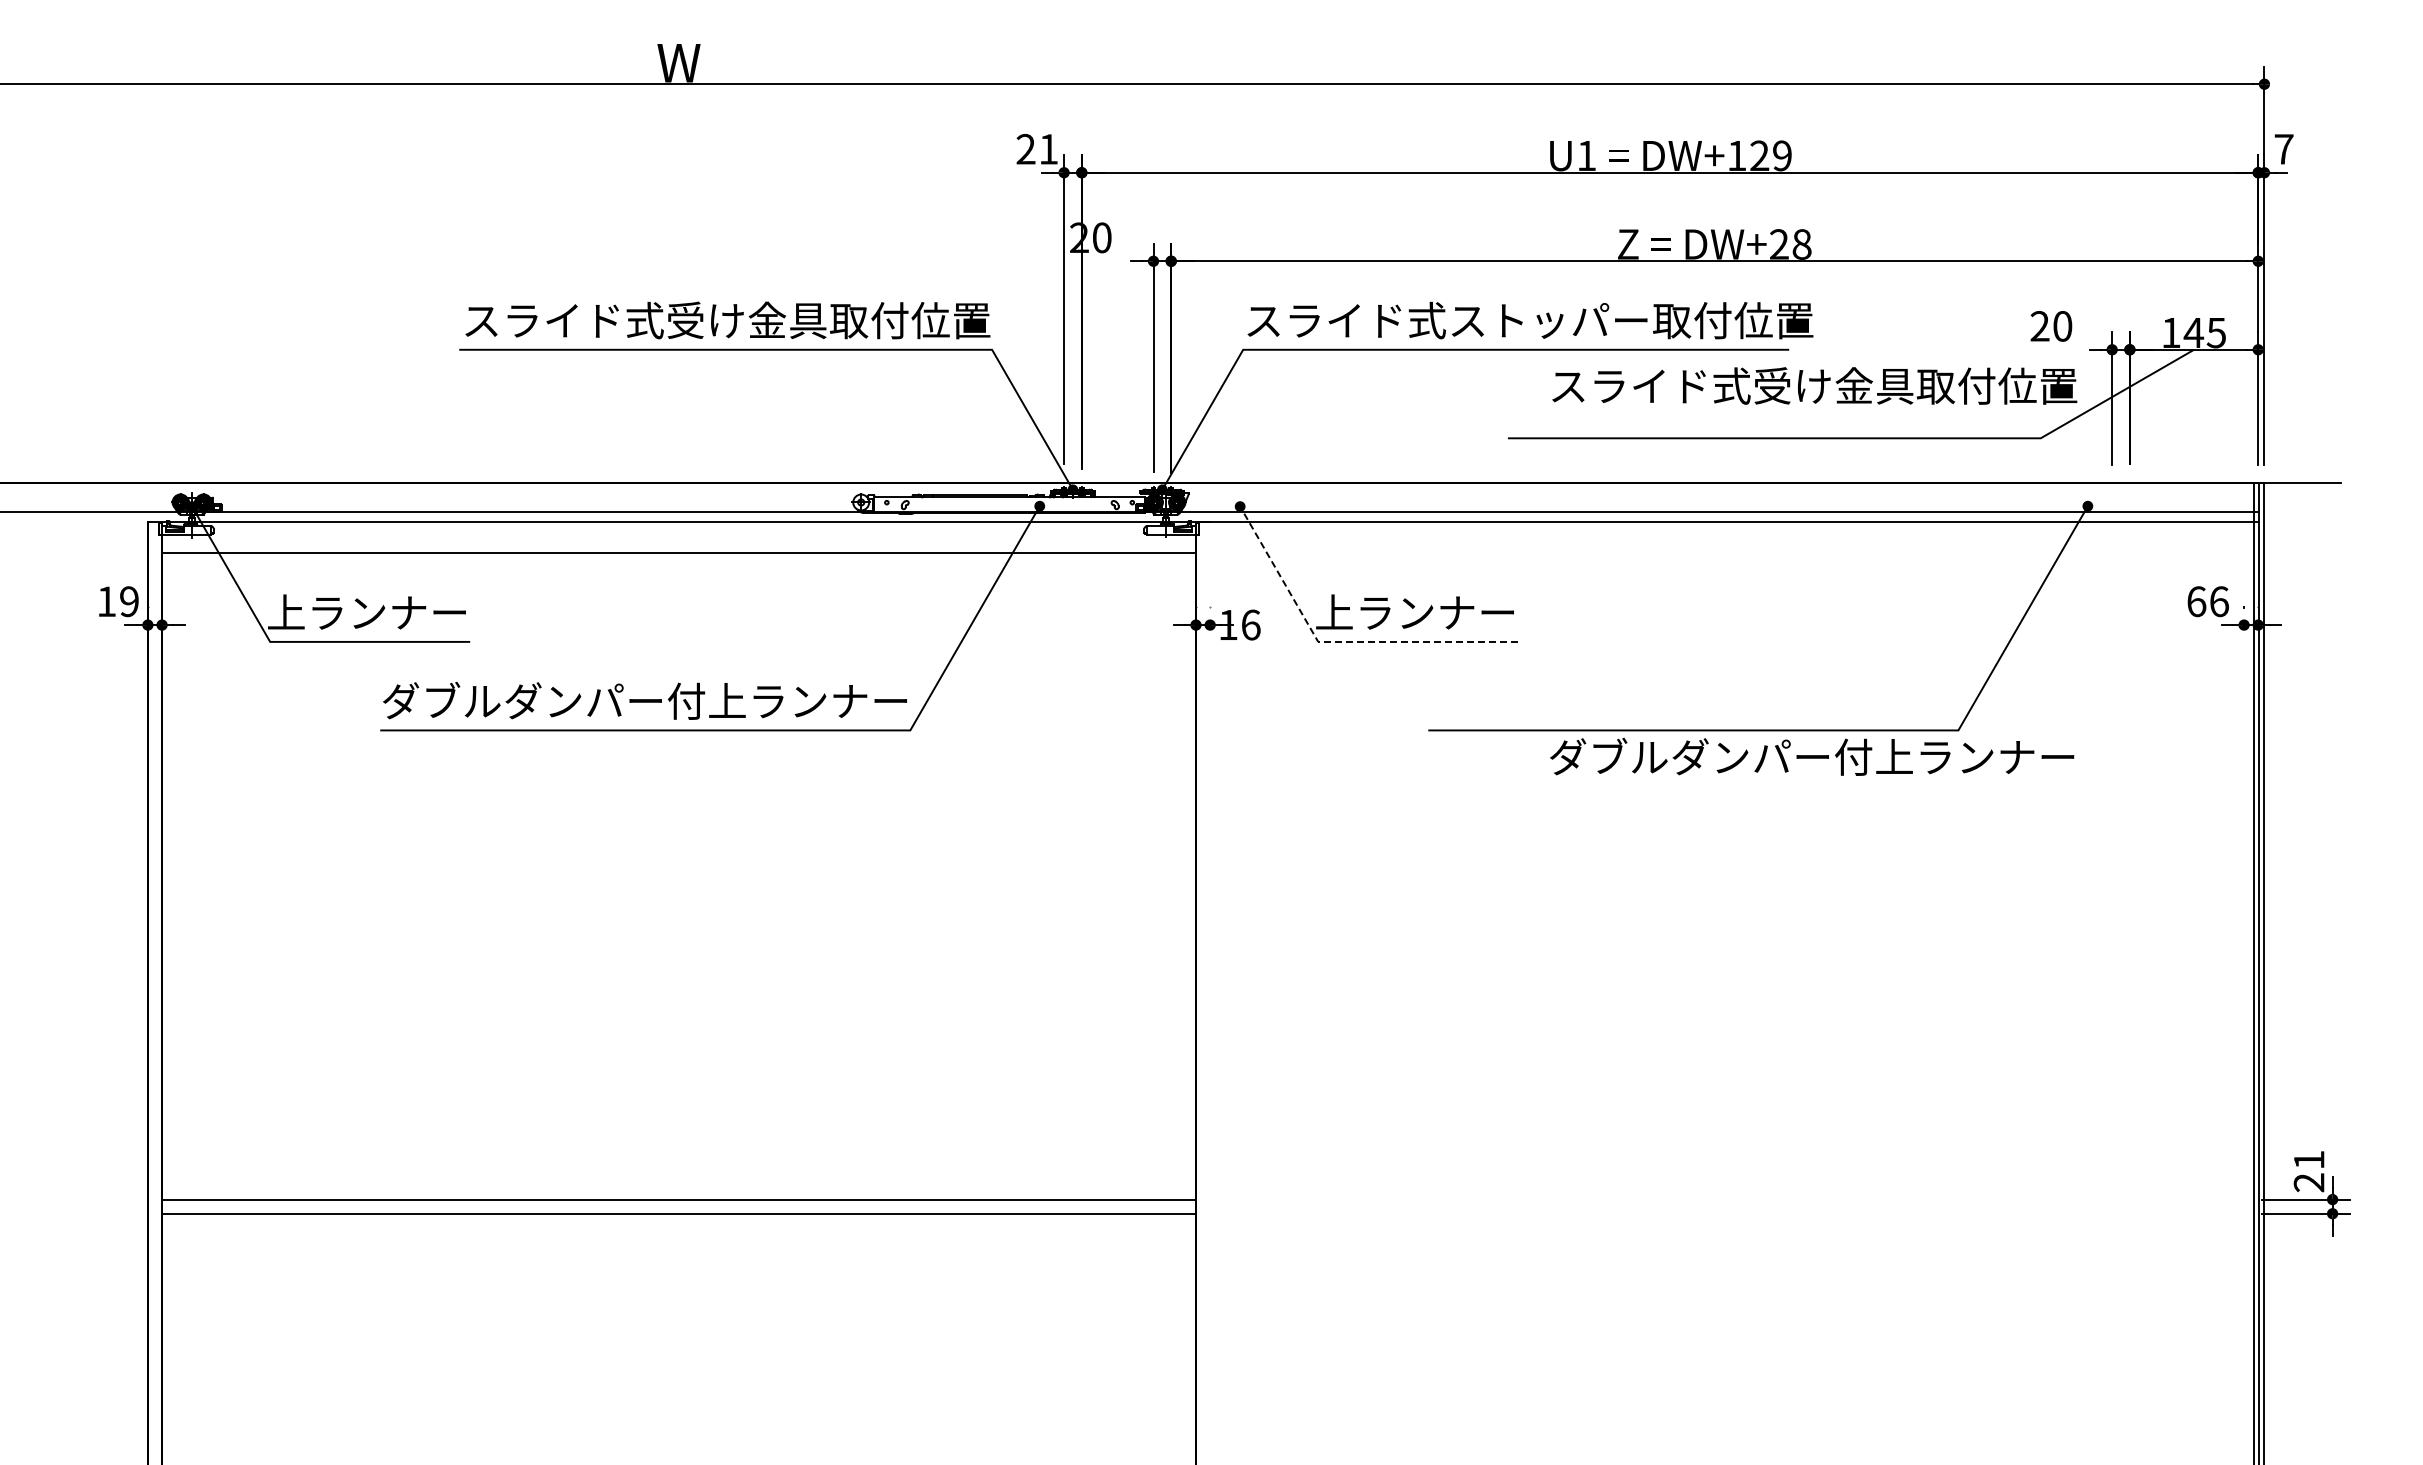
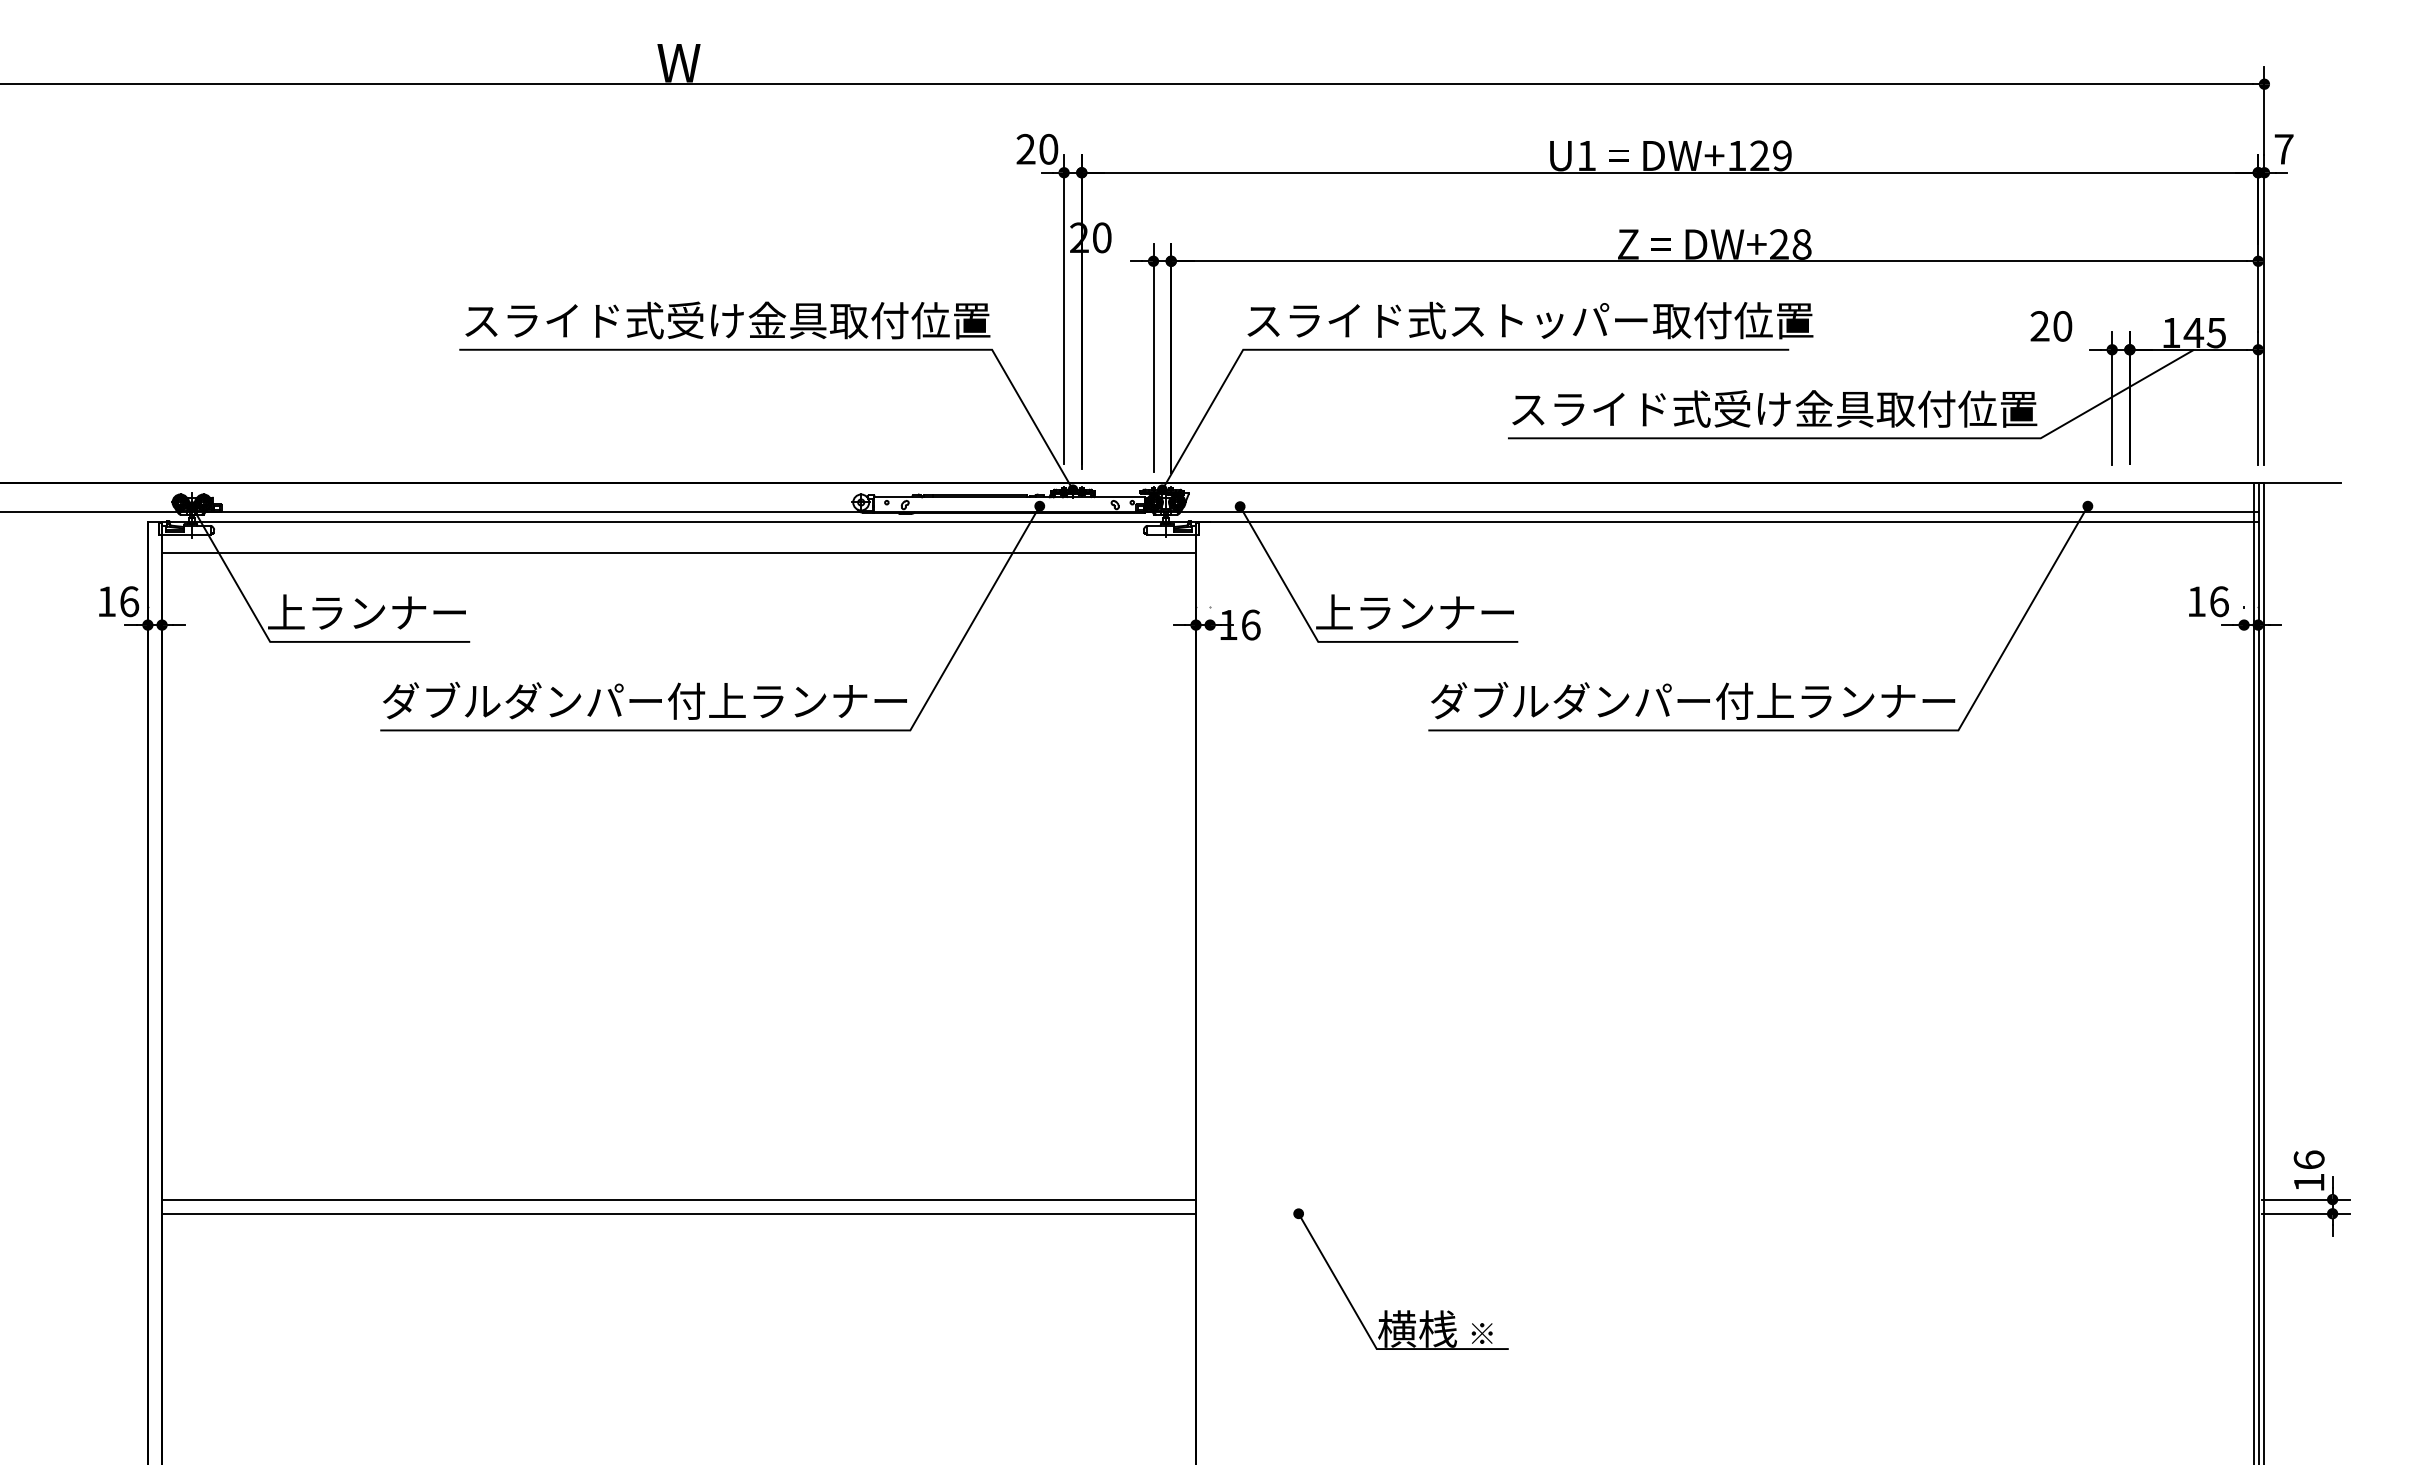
text: 21 -> 20 (1048, 148)
text position: (1814, 385) -> (1774, 408) (1774, 408)
text: 19 -> 16 (129, 601)
text: 66 -> 16 (2196, 601)
line: dashed -> solid (1339, 641)
text position: (1812, 756) -> (1693, 700) (1693, 700)
text: 21 -> 16 (2308, 1171)
part: none -> present (1400, 1310)
